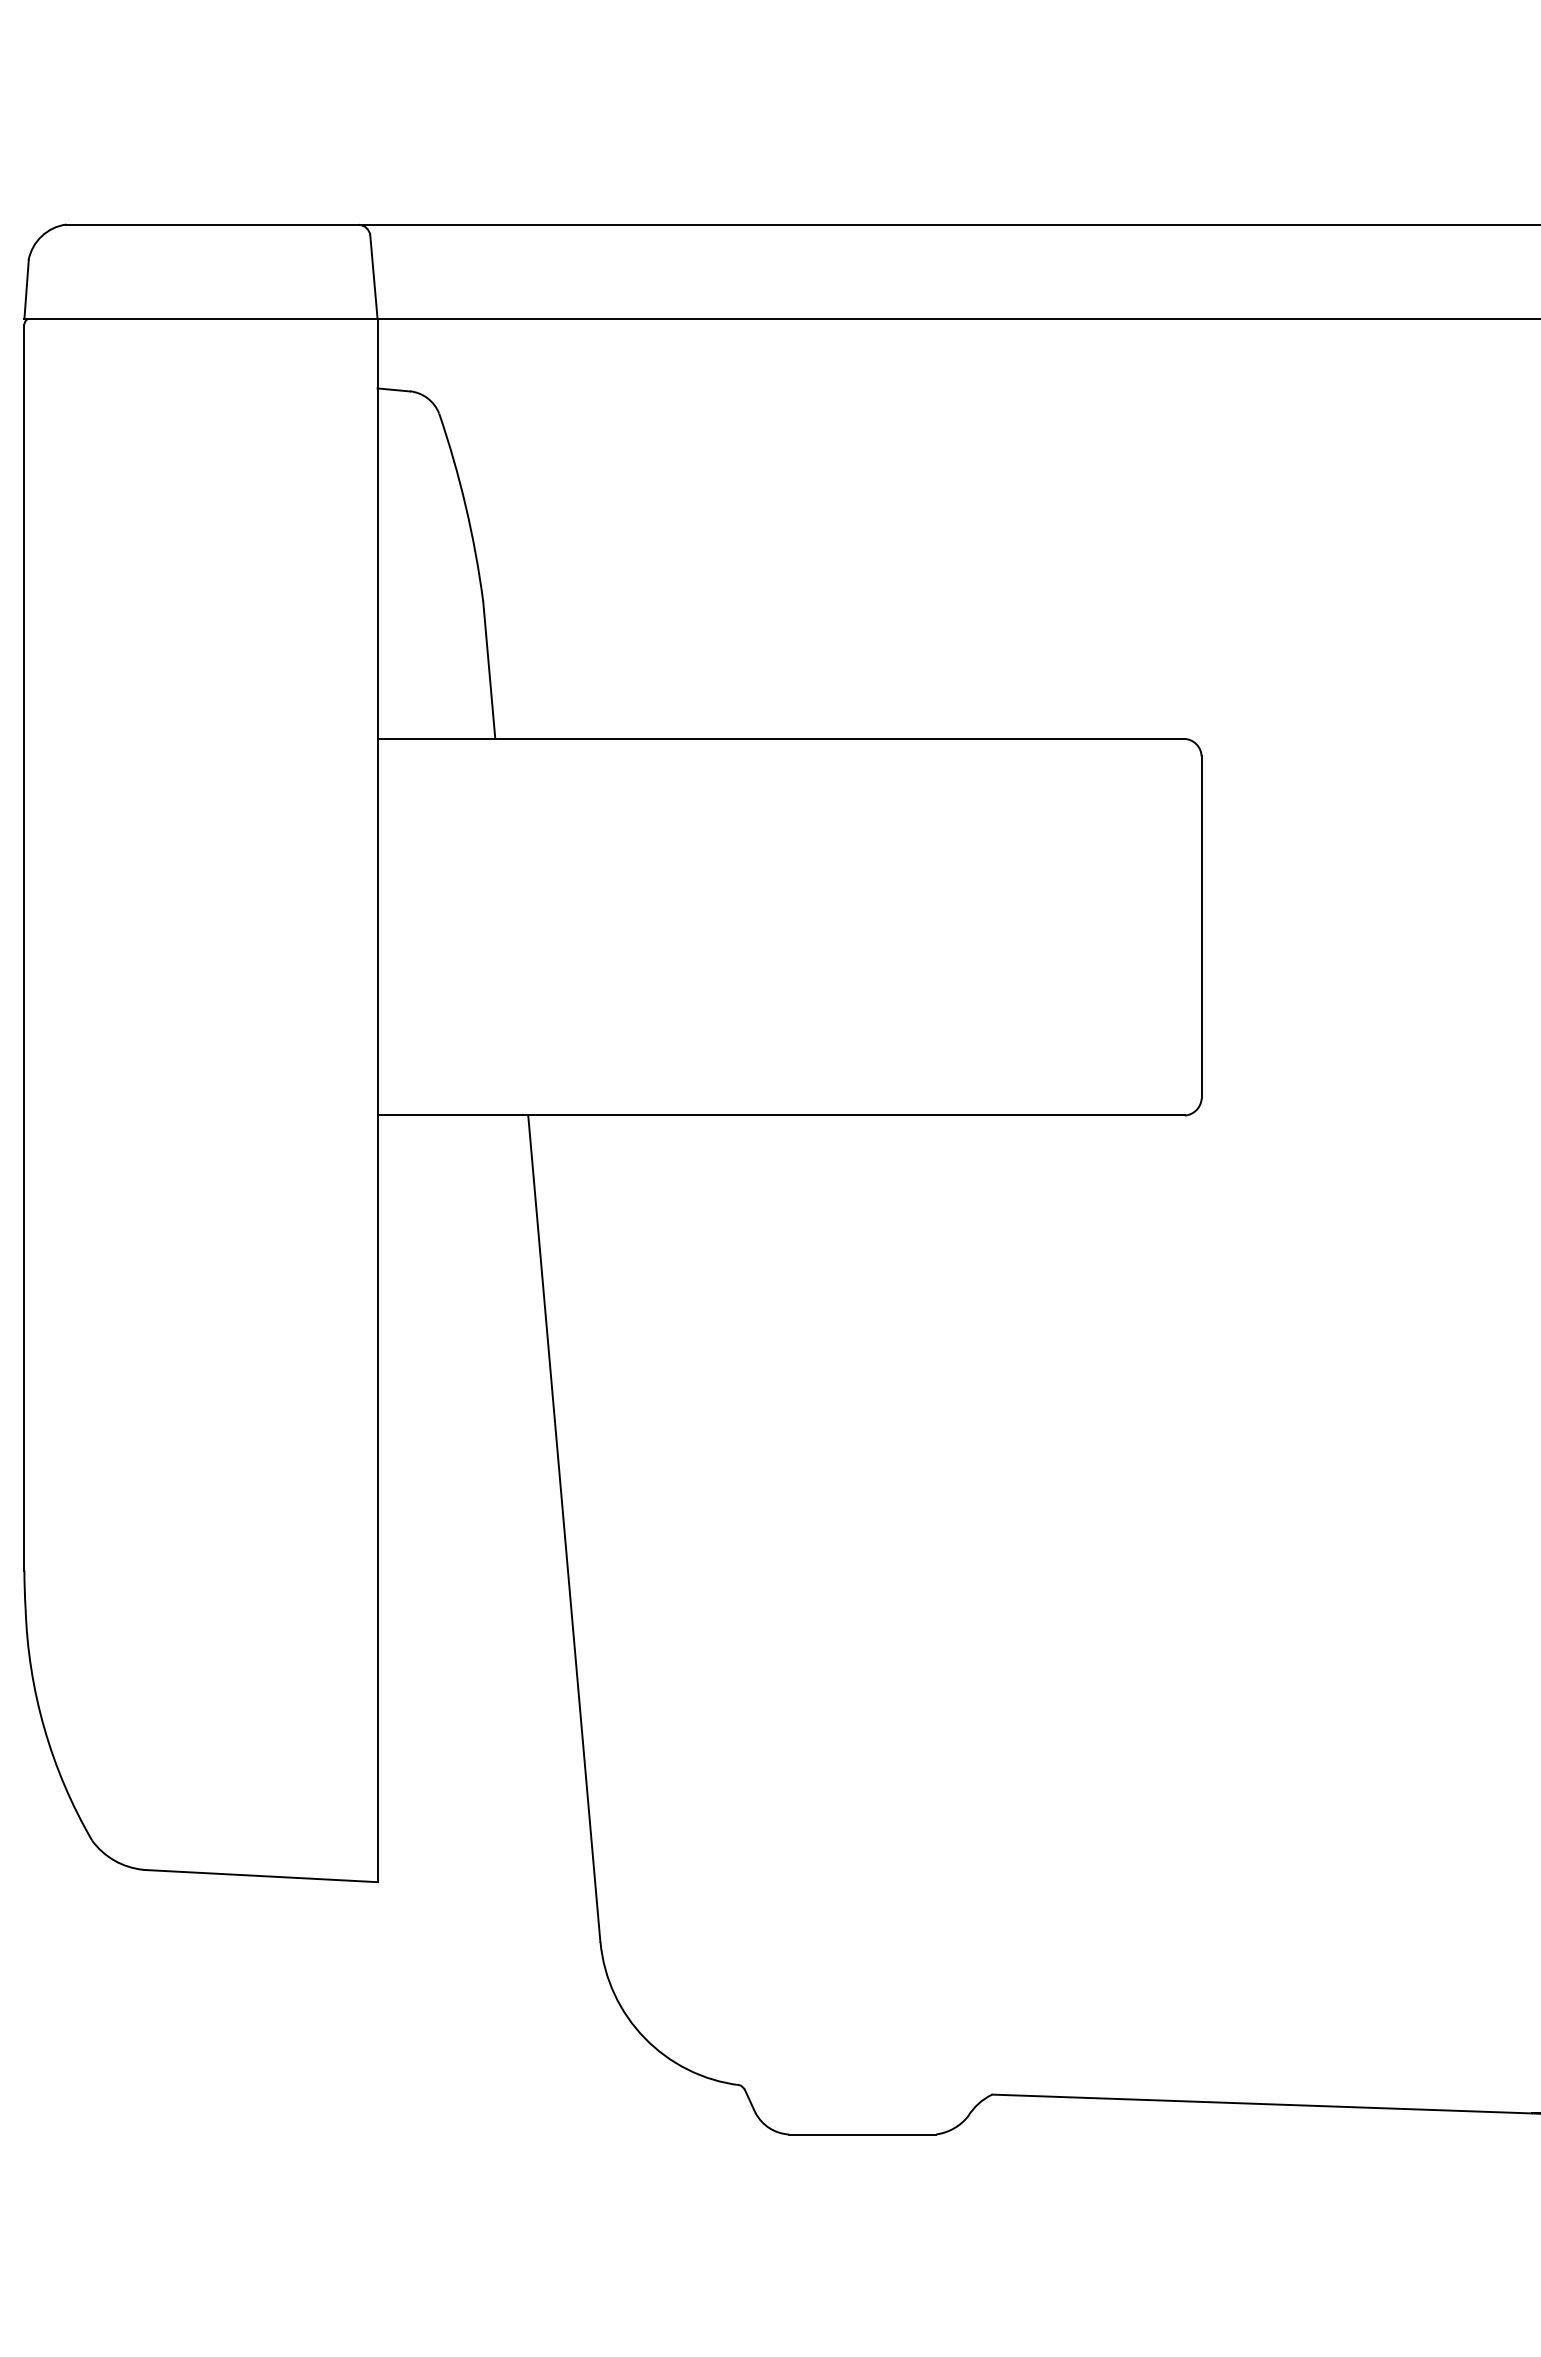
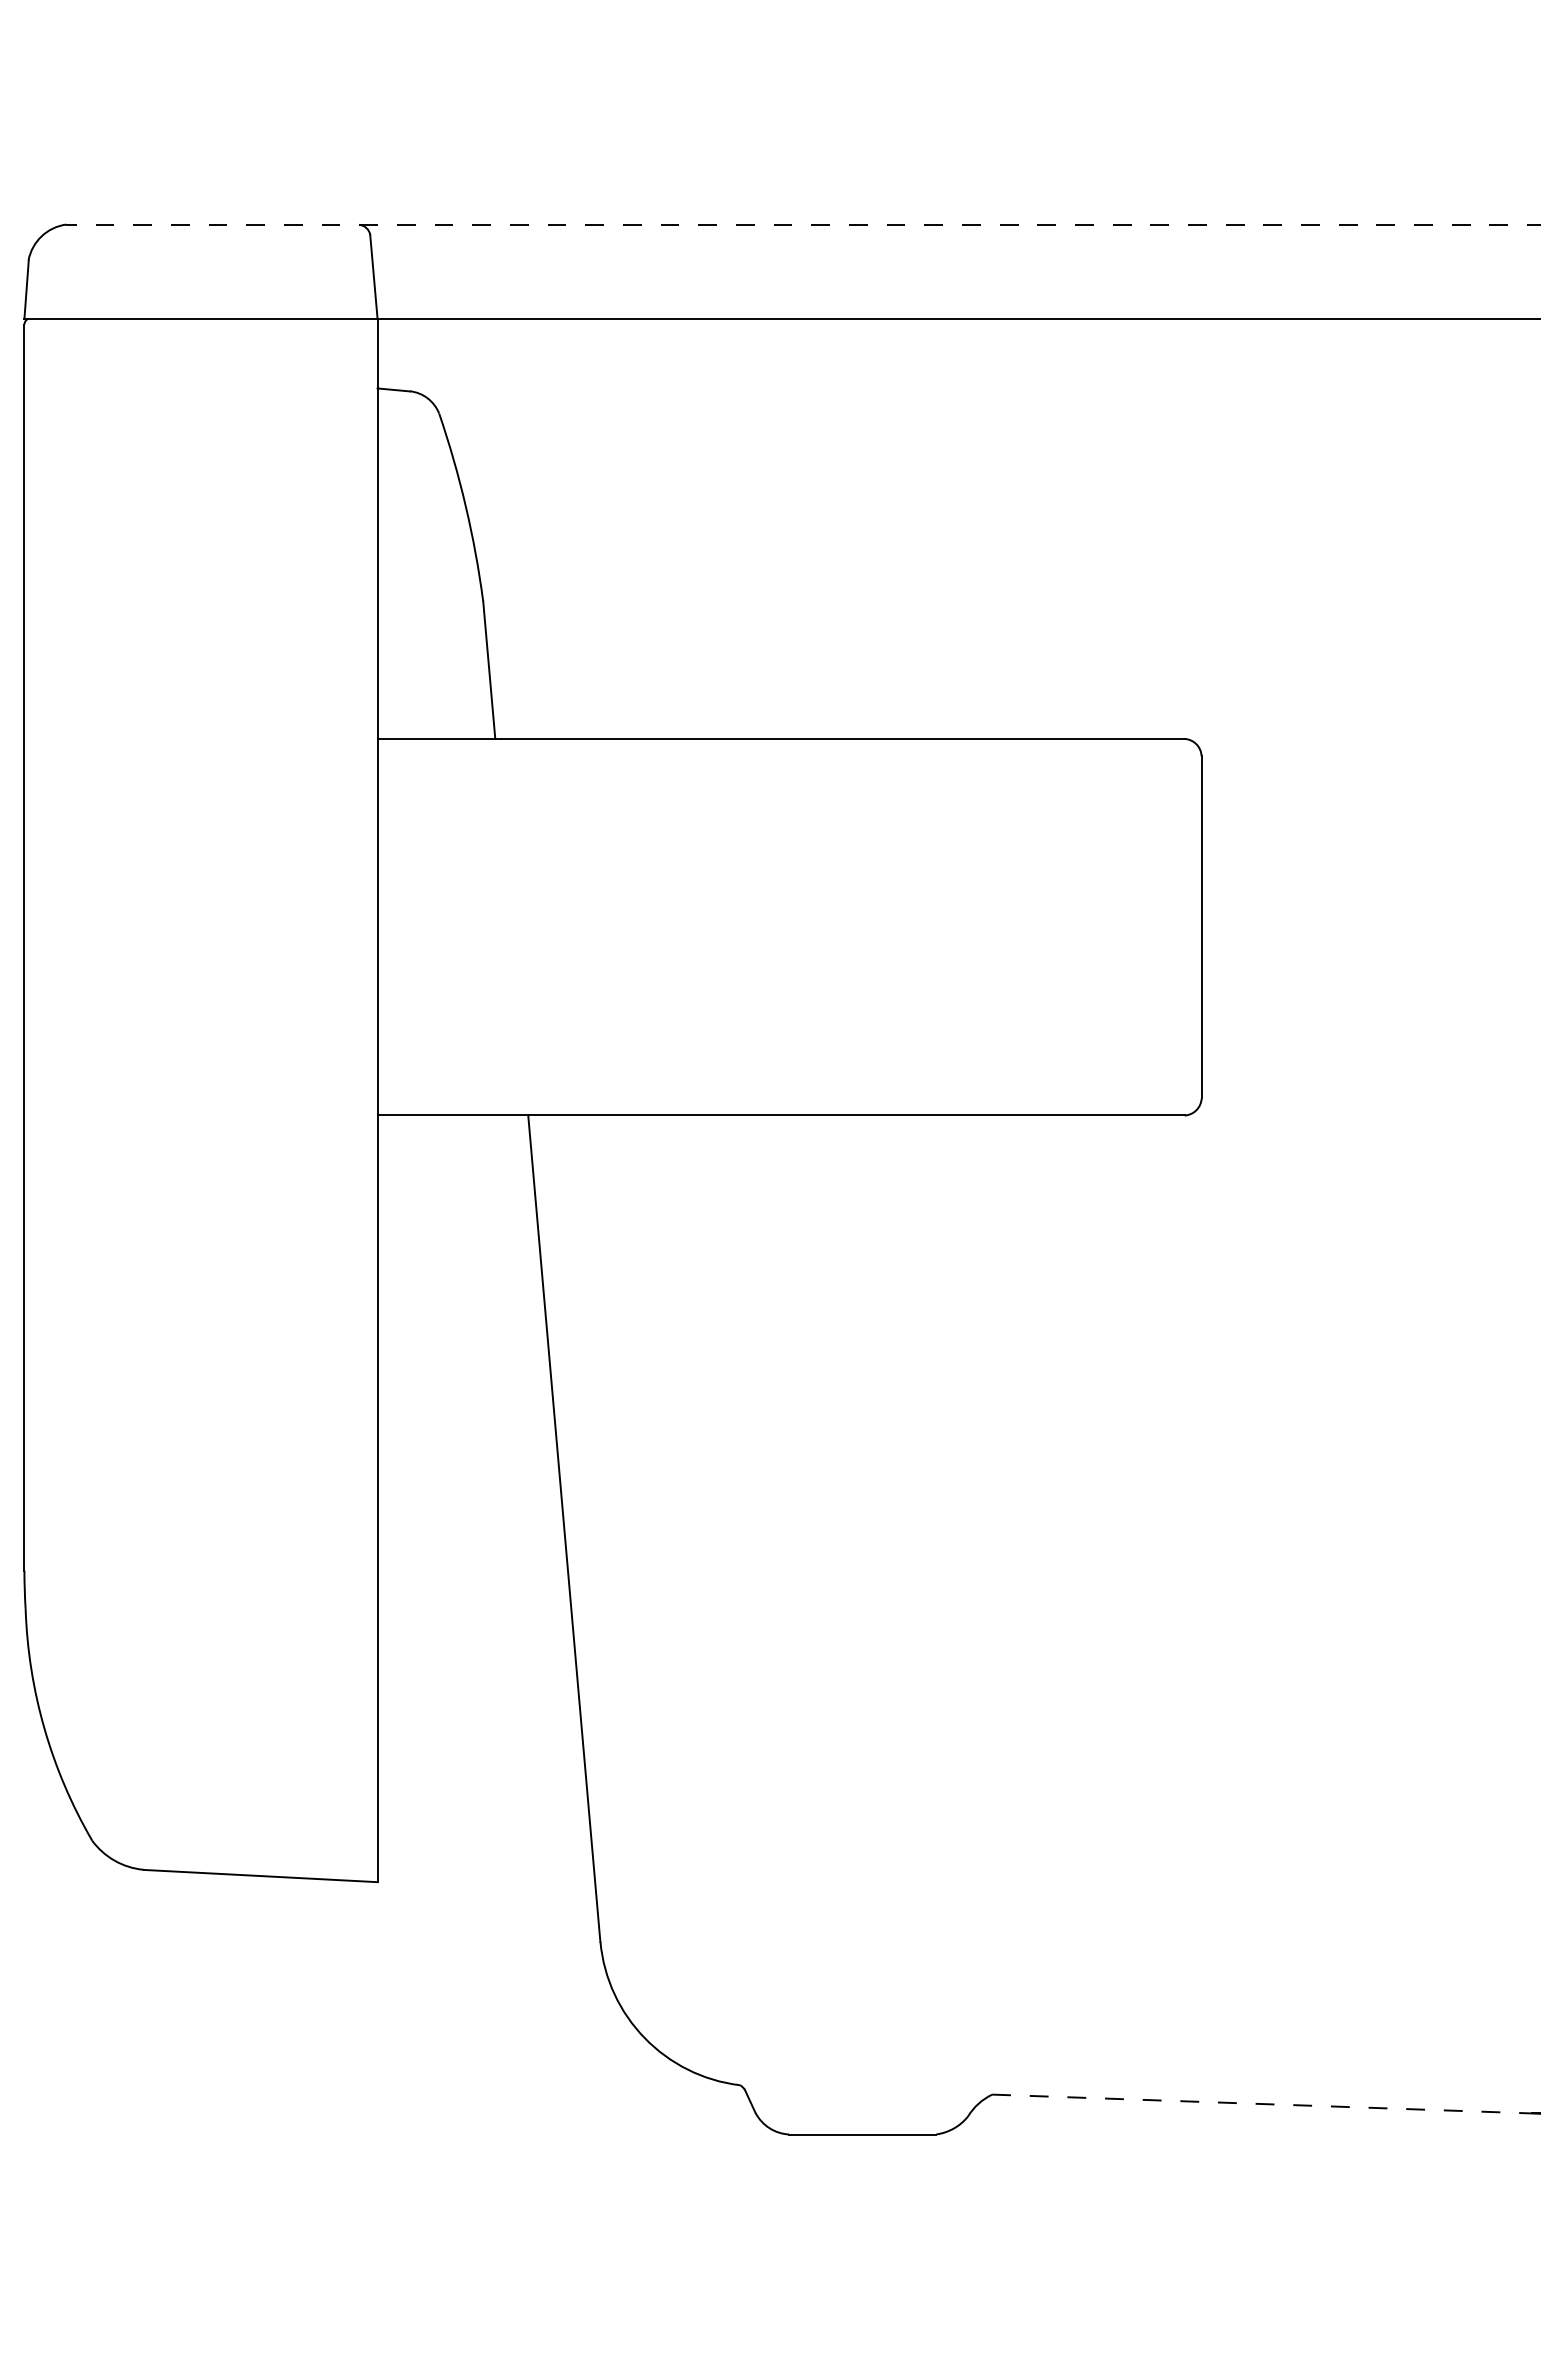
line: solid -> dashed (803, 224)
line: solid -> dashed (1262, 2104)
